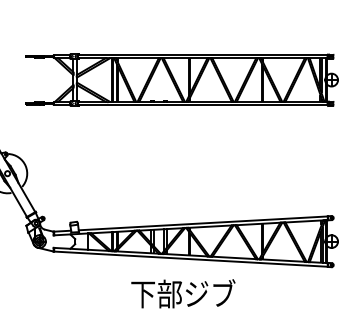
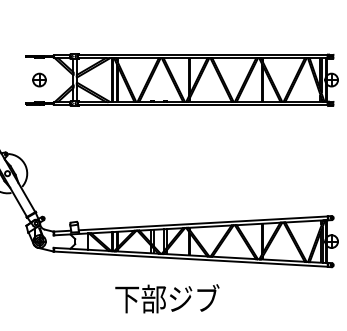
part: none -> present (39, 79)
text position: (183, 293) -> (167, 298) (167, 298)
